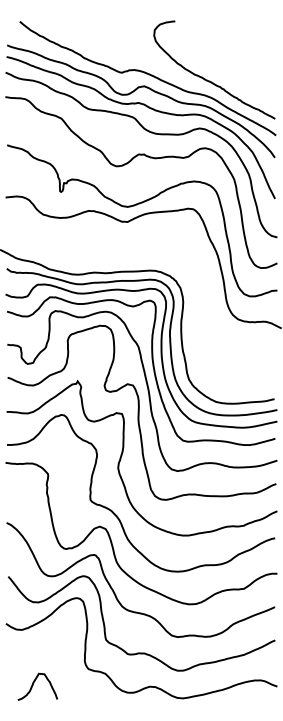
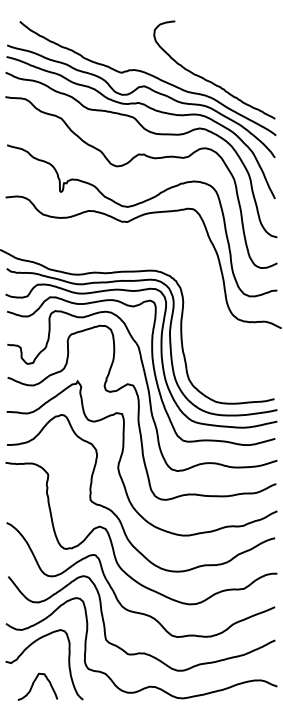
curve: none -> present (29, 647)
